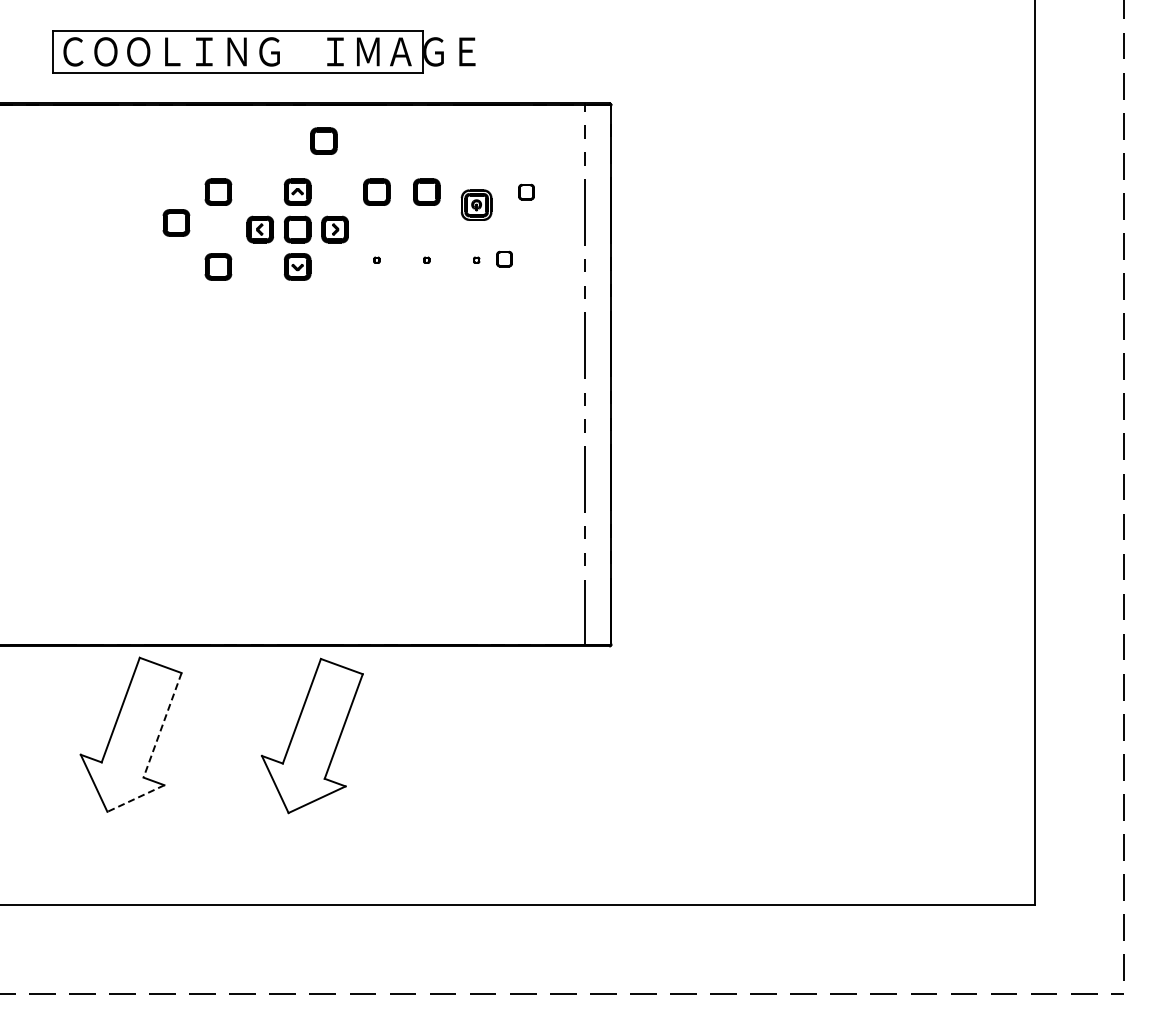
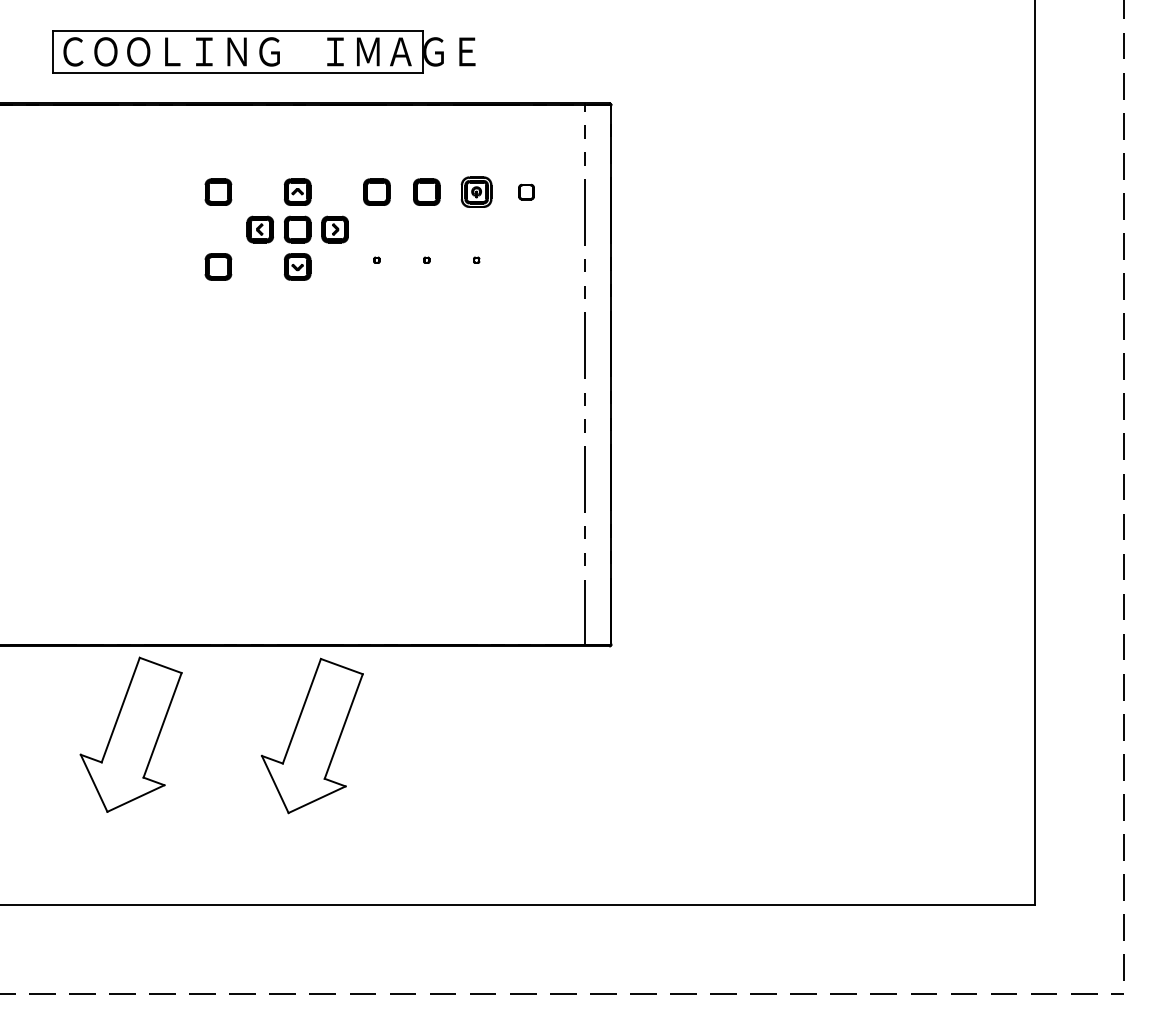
part: present -> none (323, 140)
part position: (476, 204) -> (476, 191) (476, 191)
part: present -> none (176, 222)
part: present -> none (504, 258)
line: dashed -> solid (162, 725)
line: dashed -> solid (135, 798)
